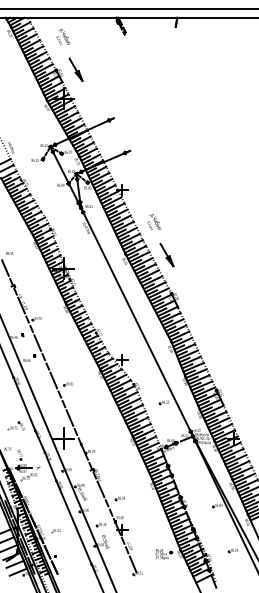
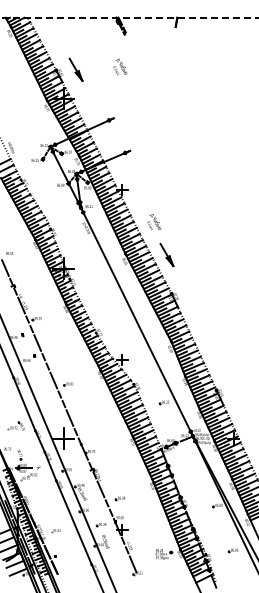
line: present -> none (128, 9)
line: solid -> dashed (129, 17)
text position: (63, 36) -> (120, 66) (120, 66)
